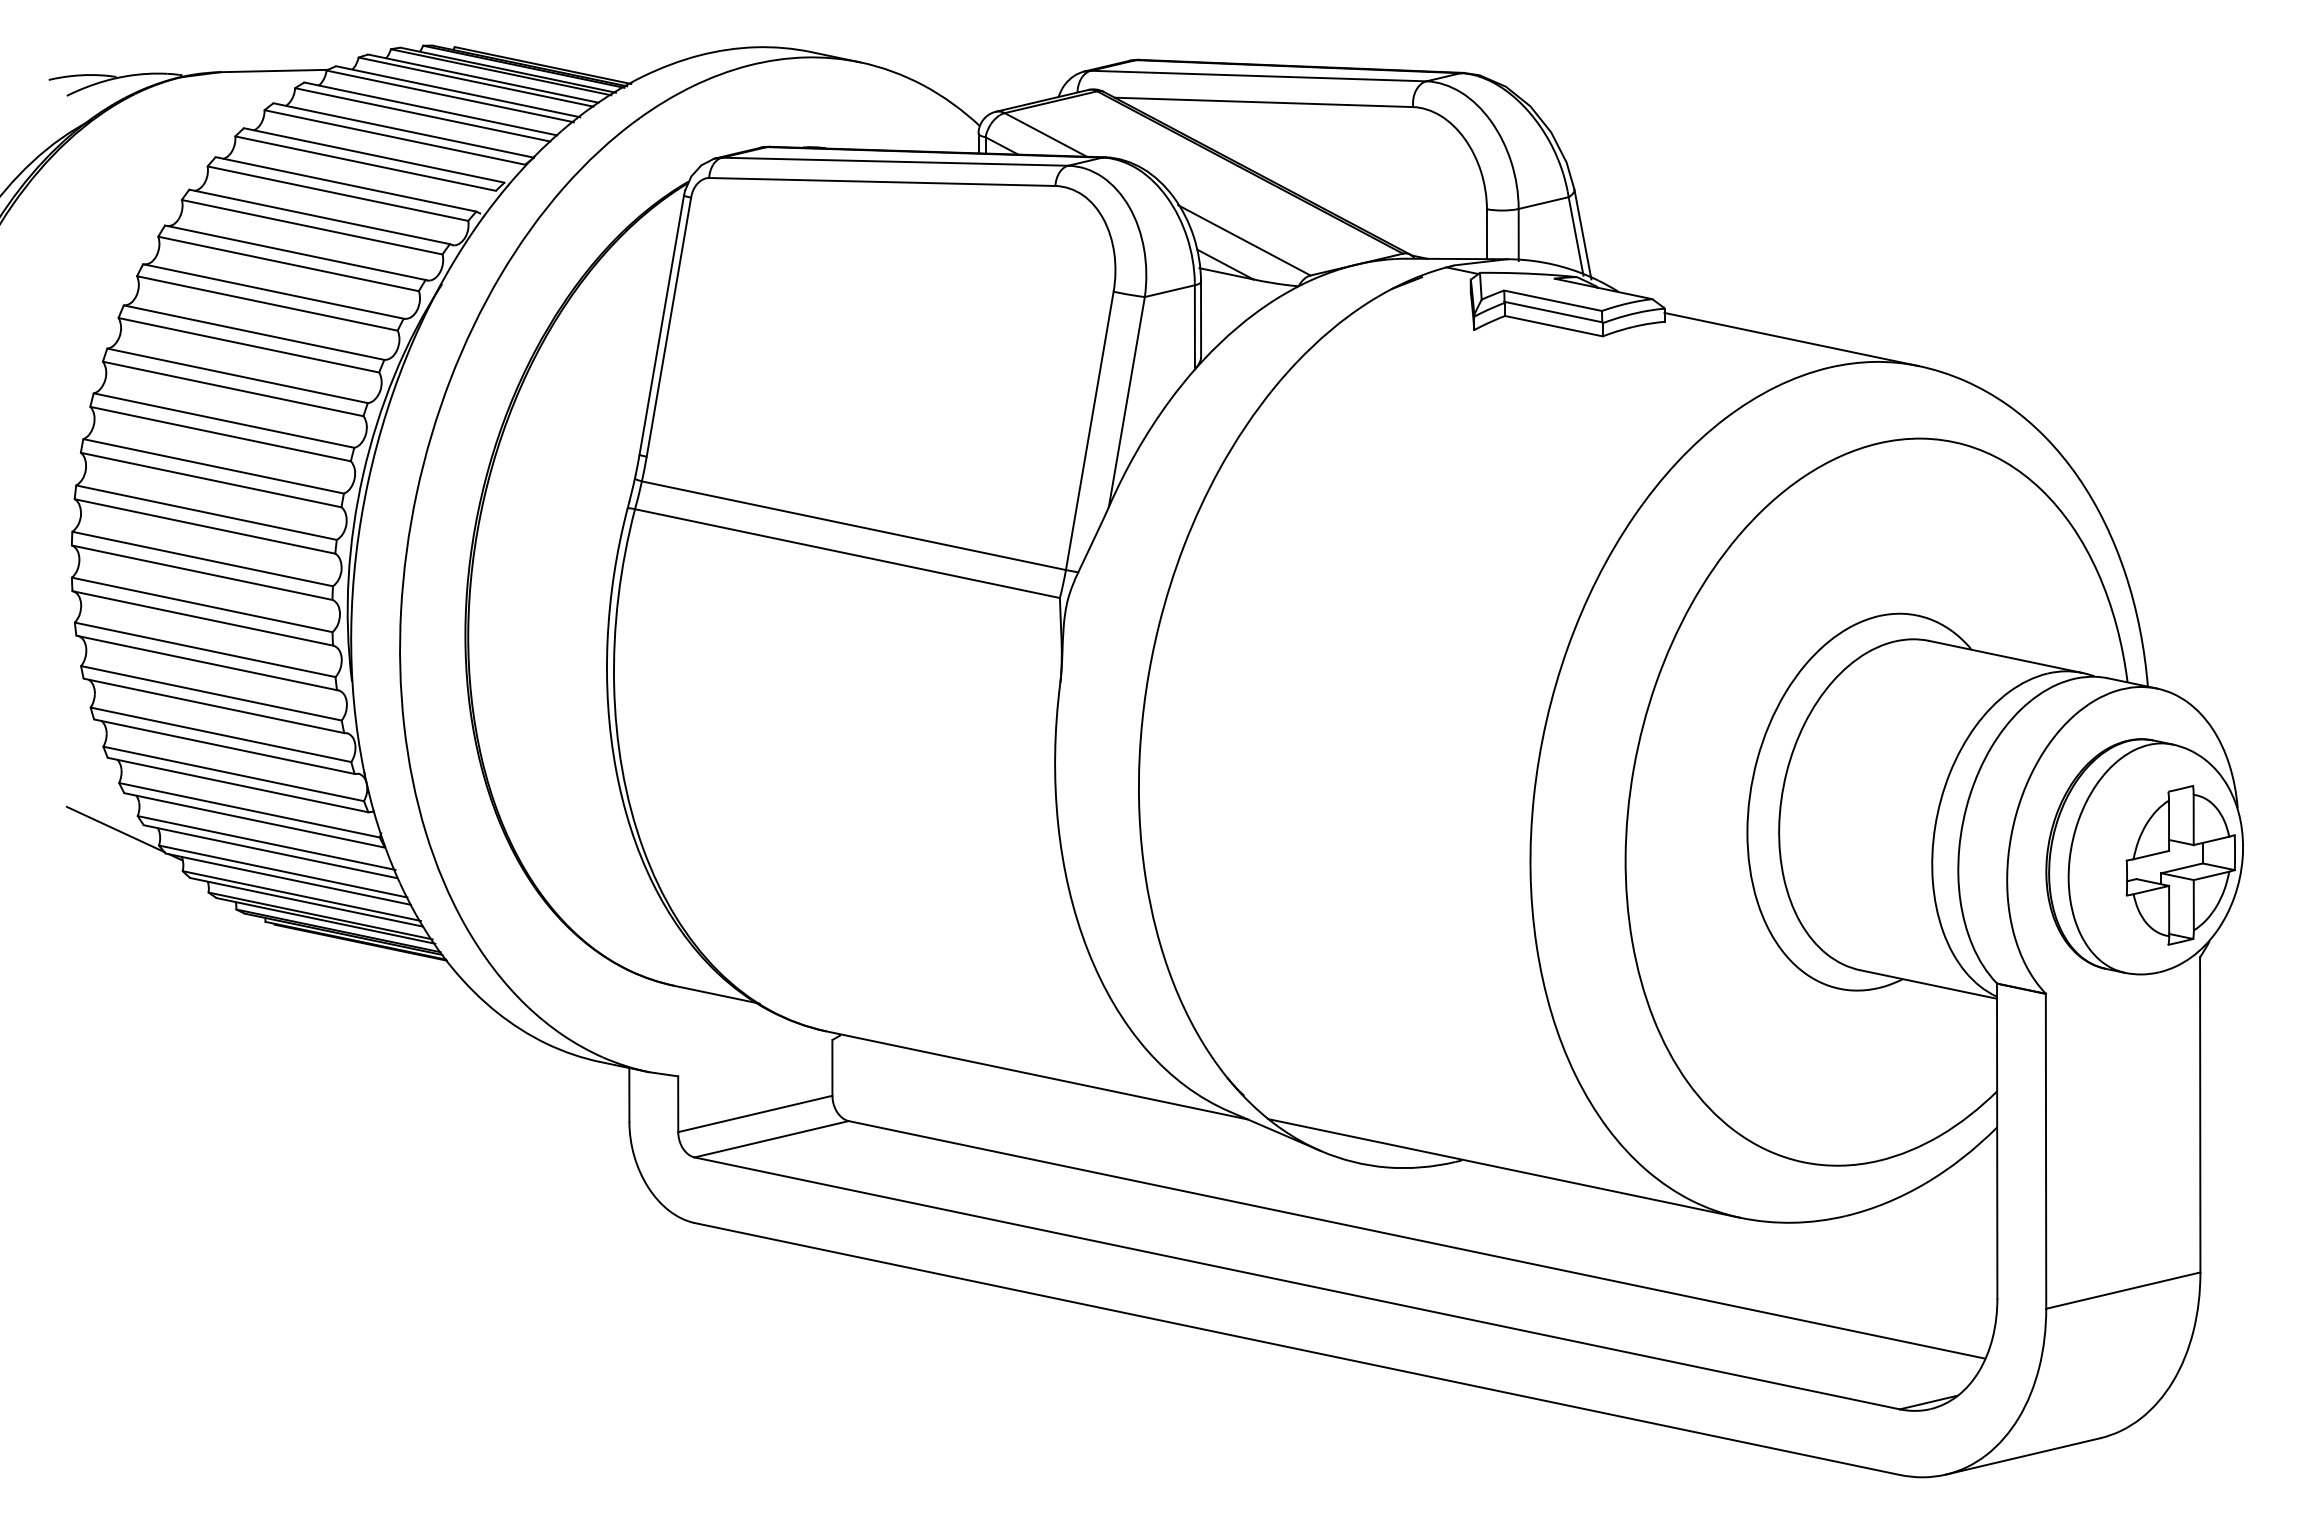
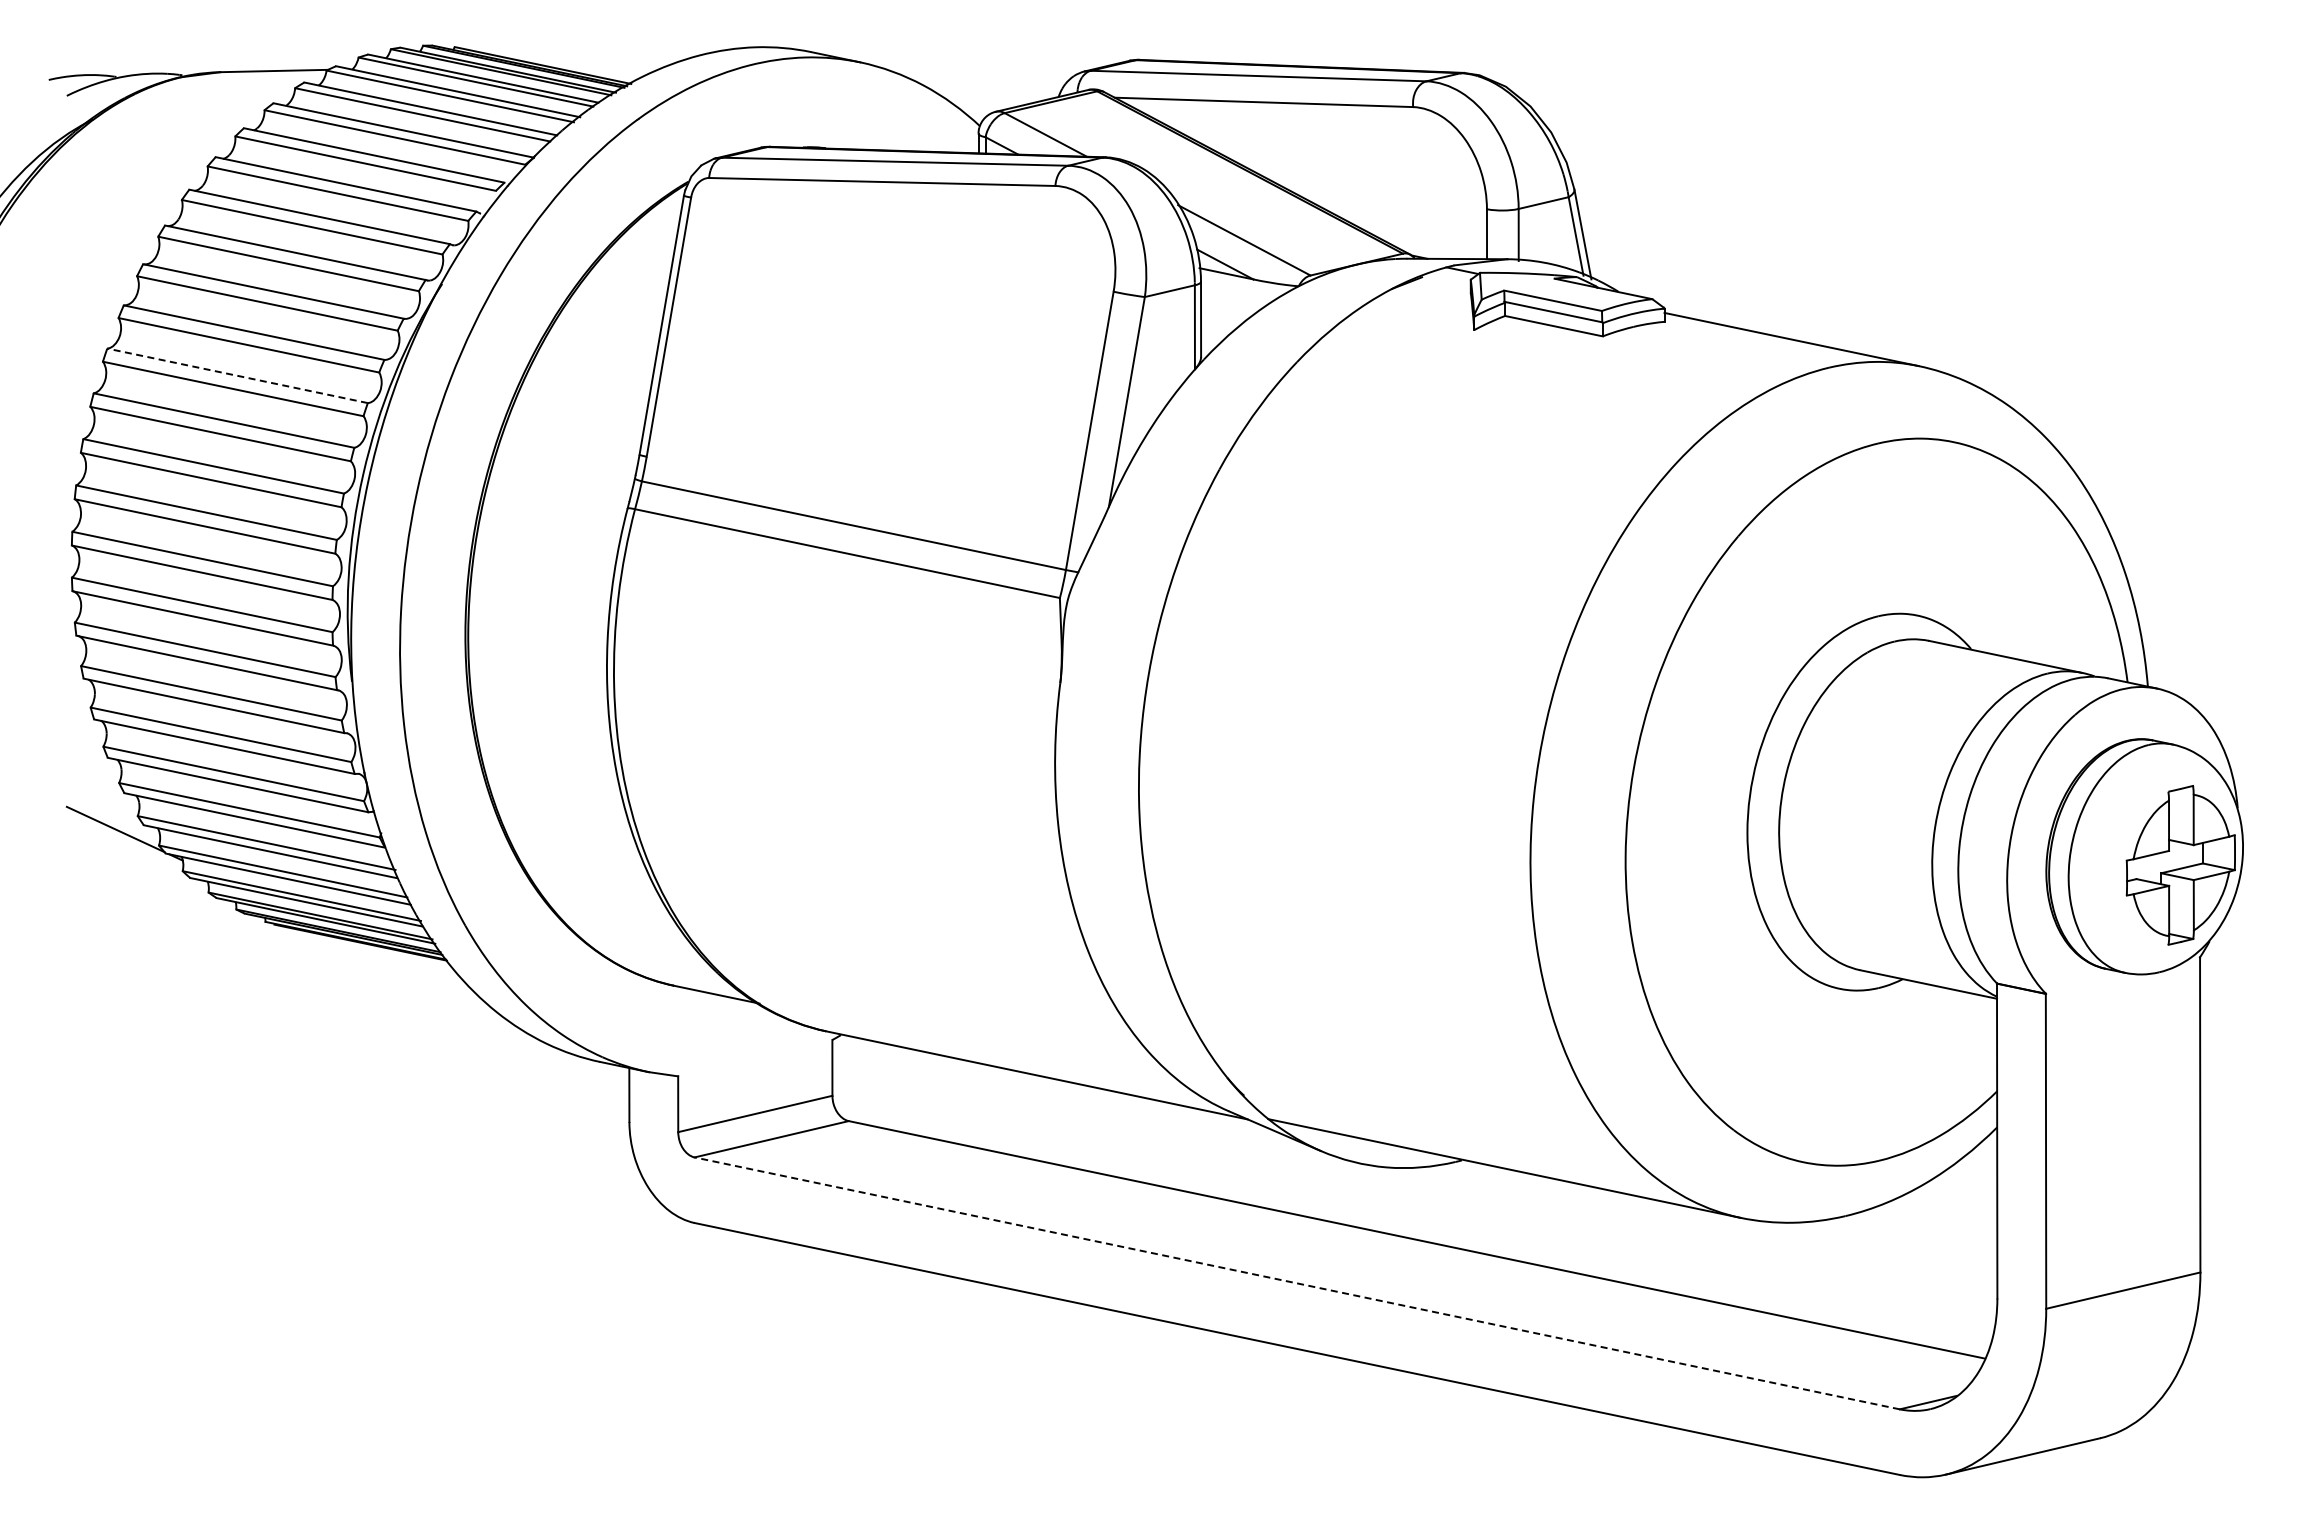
line: solid -> dashed (237, 375)
line: solid -> dashed (1297, 1283)
